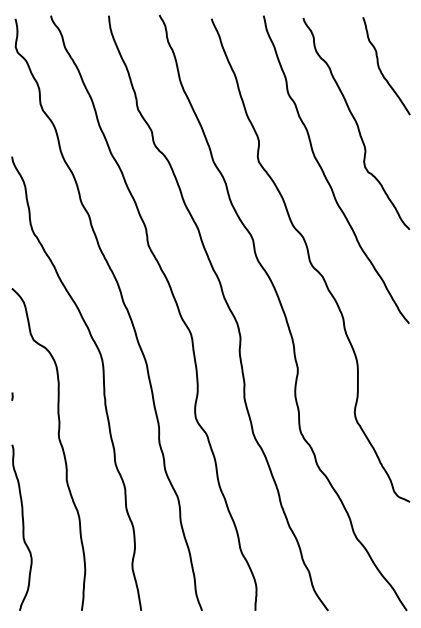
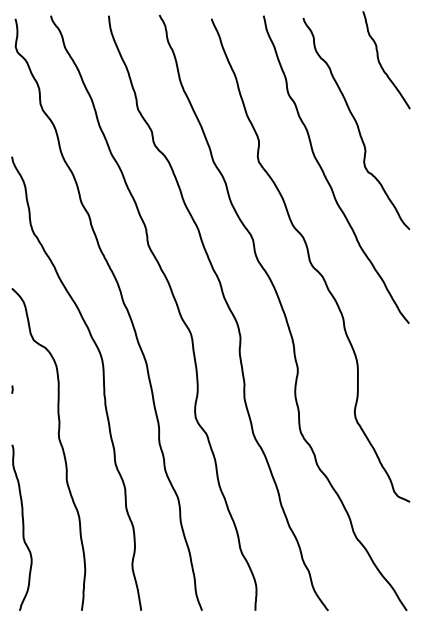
curve position: (380, 68) -> (380, 62) (380, 62)
line position: (12, 396) -> (12, 389) (12, 389)
